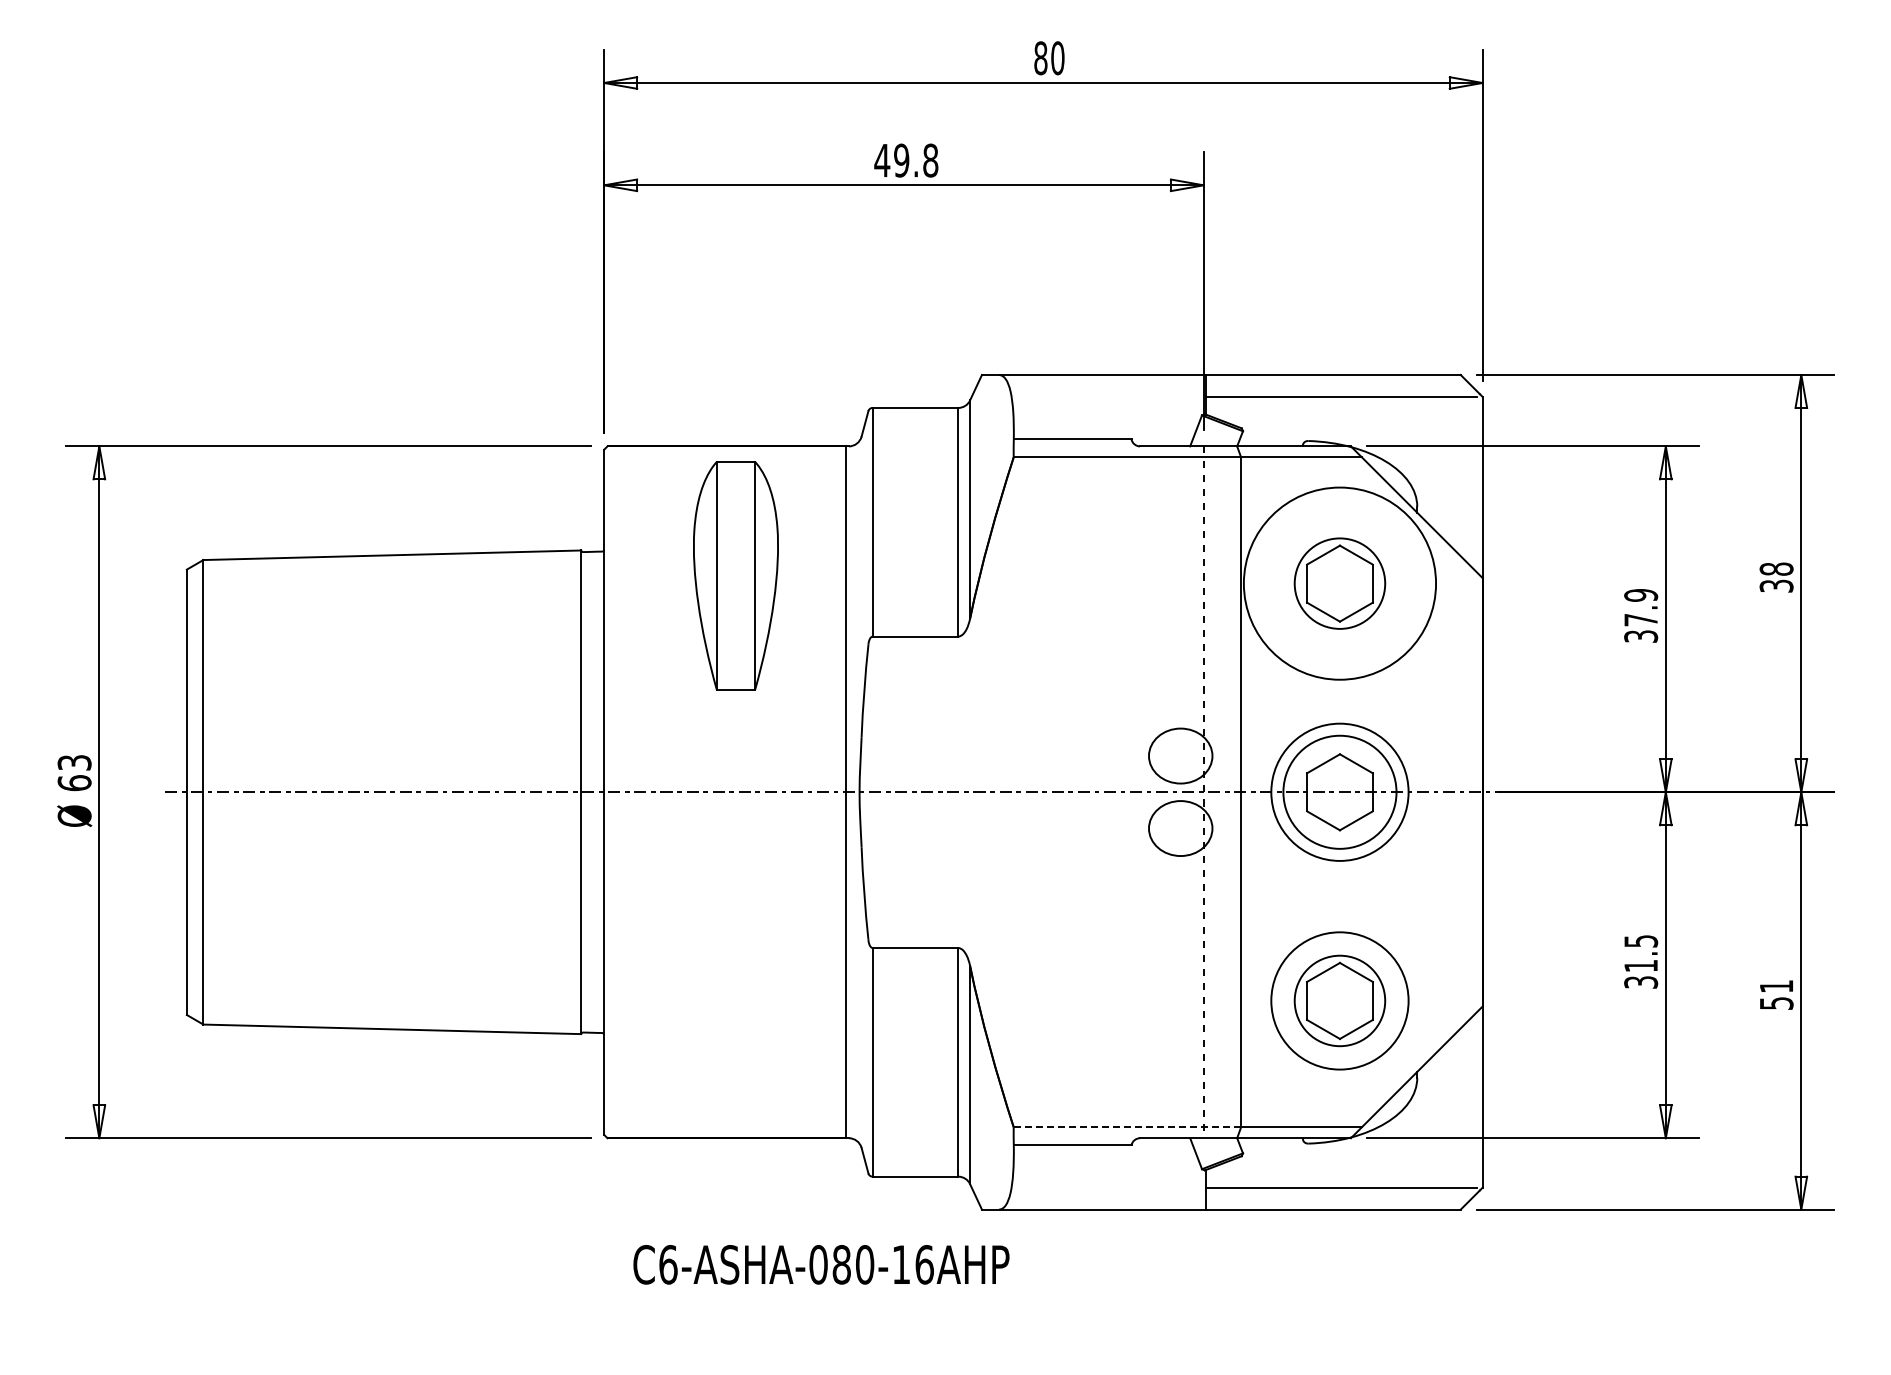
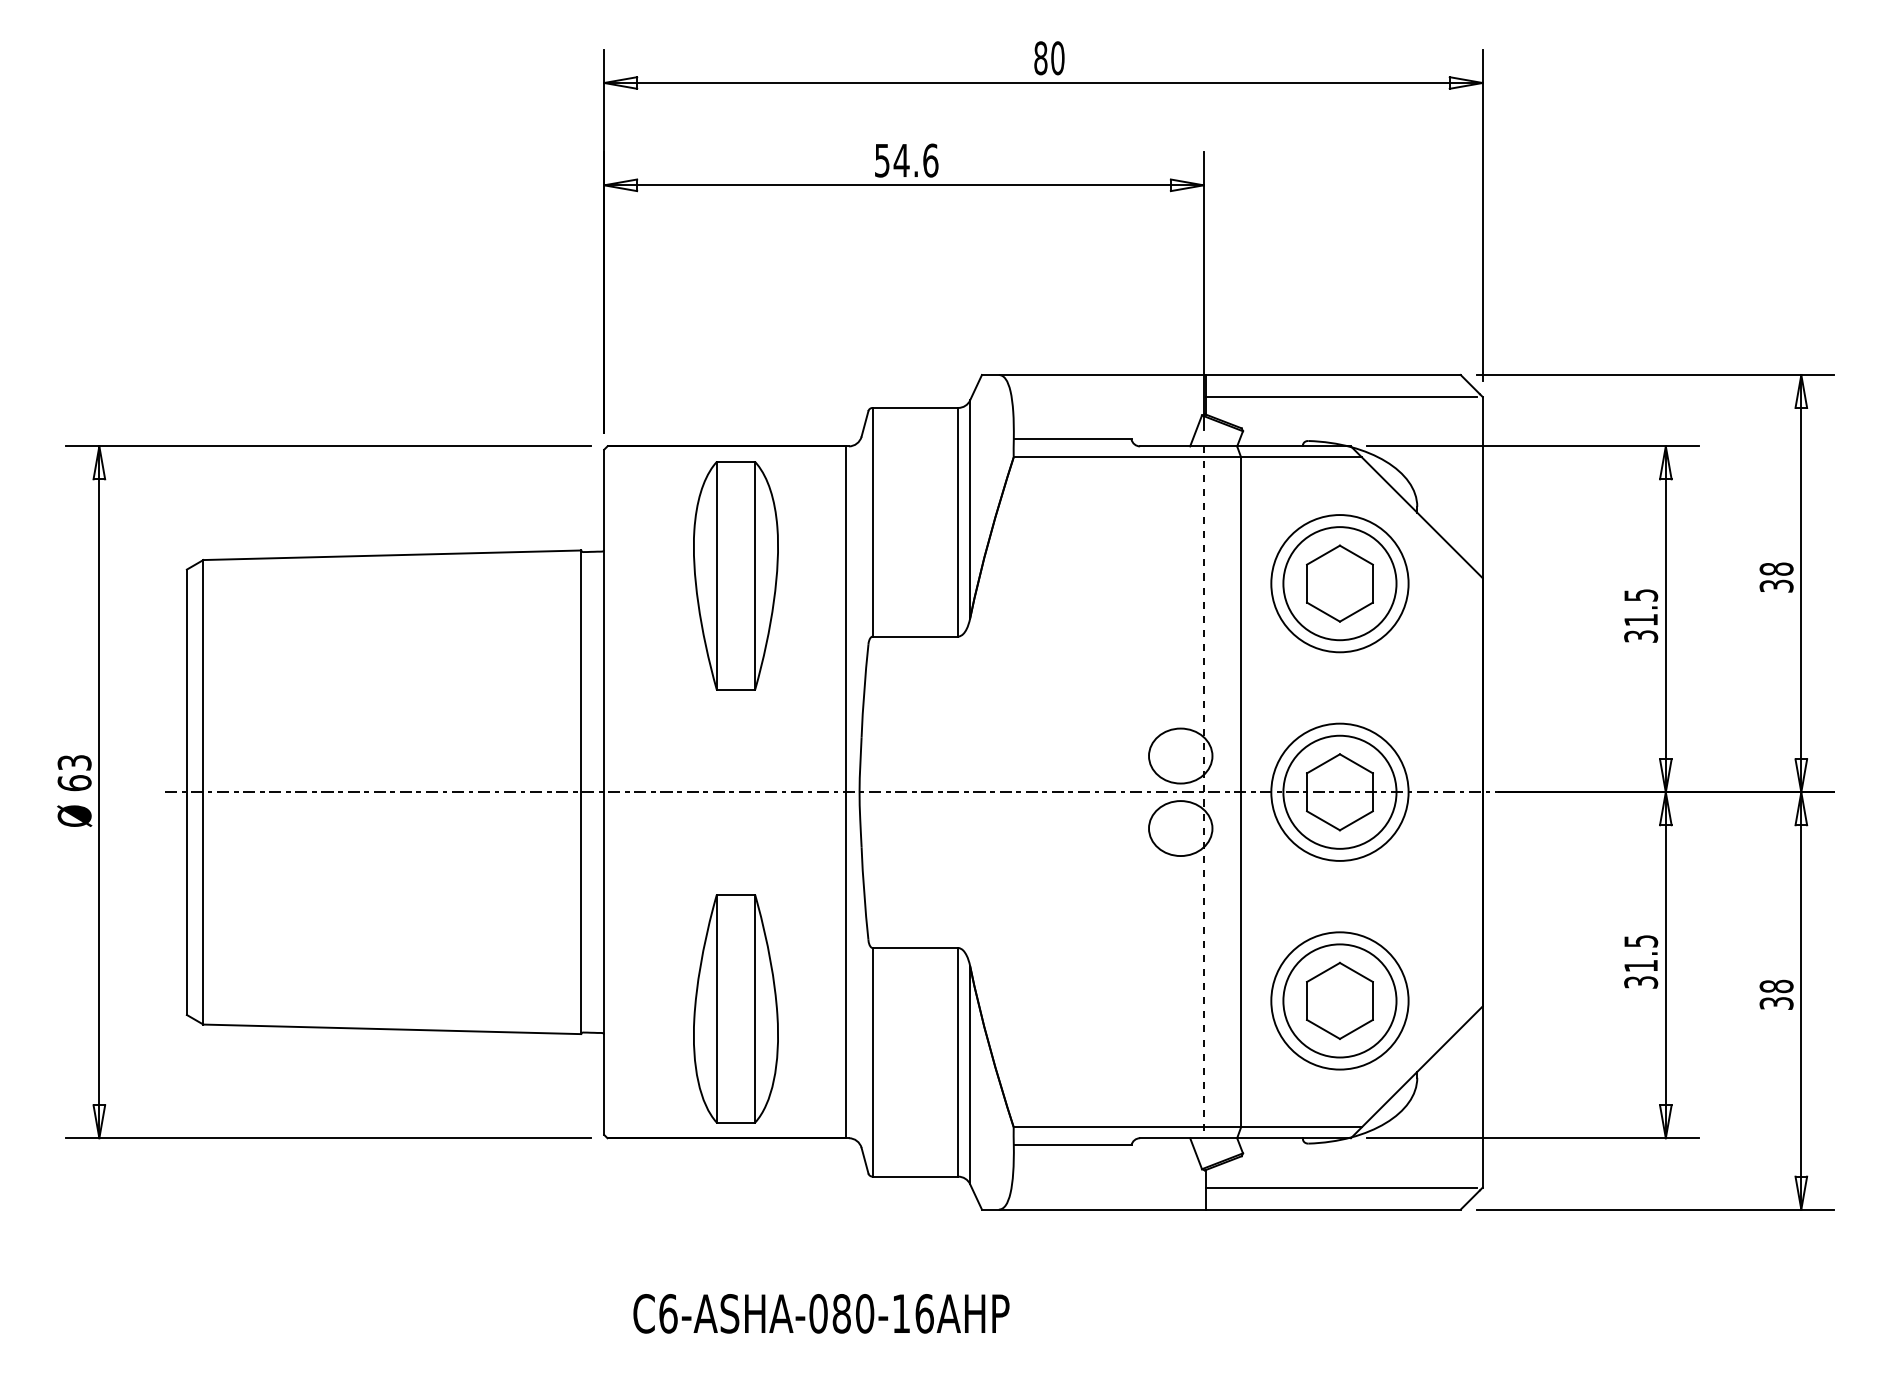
text: 49.8 -> 54.6 (906, 160)
circle diameter: 192 px -> 137 px (1339, 583)
circle diameter: 90 px -> 113 px (1339, 583)
text: 37.9 -> 31.5 (1640, 607)
text: 51 -> 38 (1776, 994)
circle diameter: 90 px -> 113 px (1339, 1000)
part: none -> present (735, 1008)
line: dashed -> solid (1127, 1127)
text position: (821, 1264) -> (821, 1313) (821, 1313)
